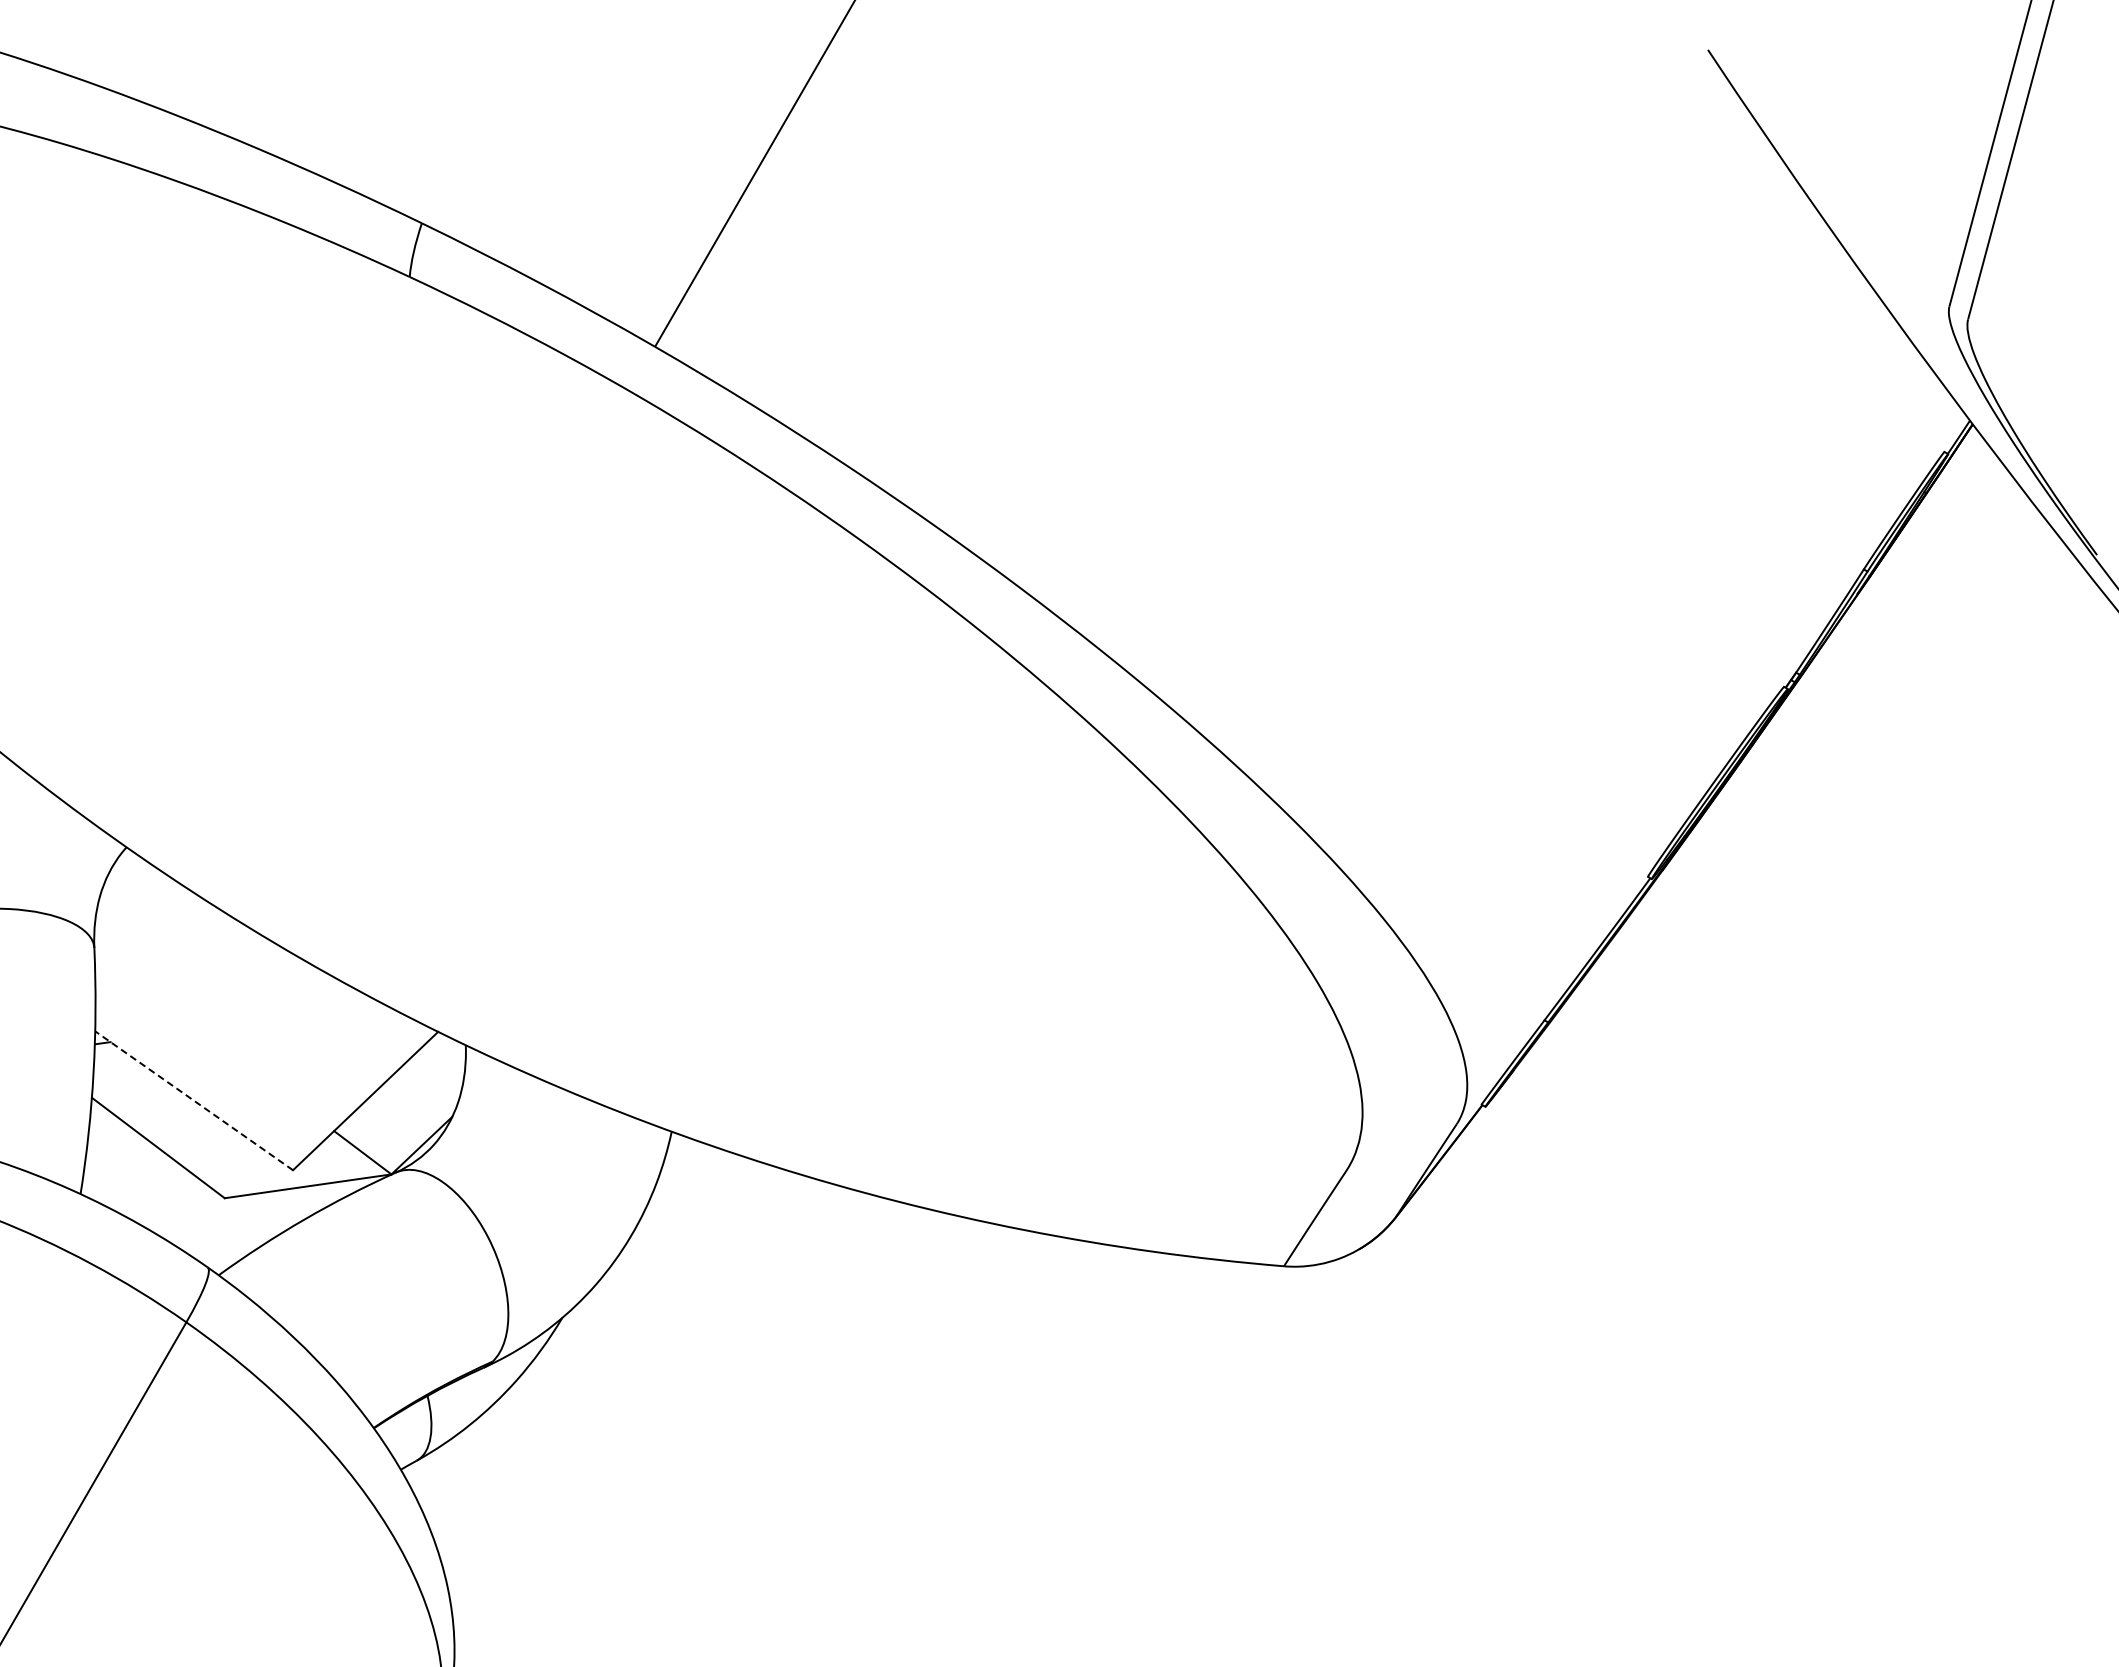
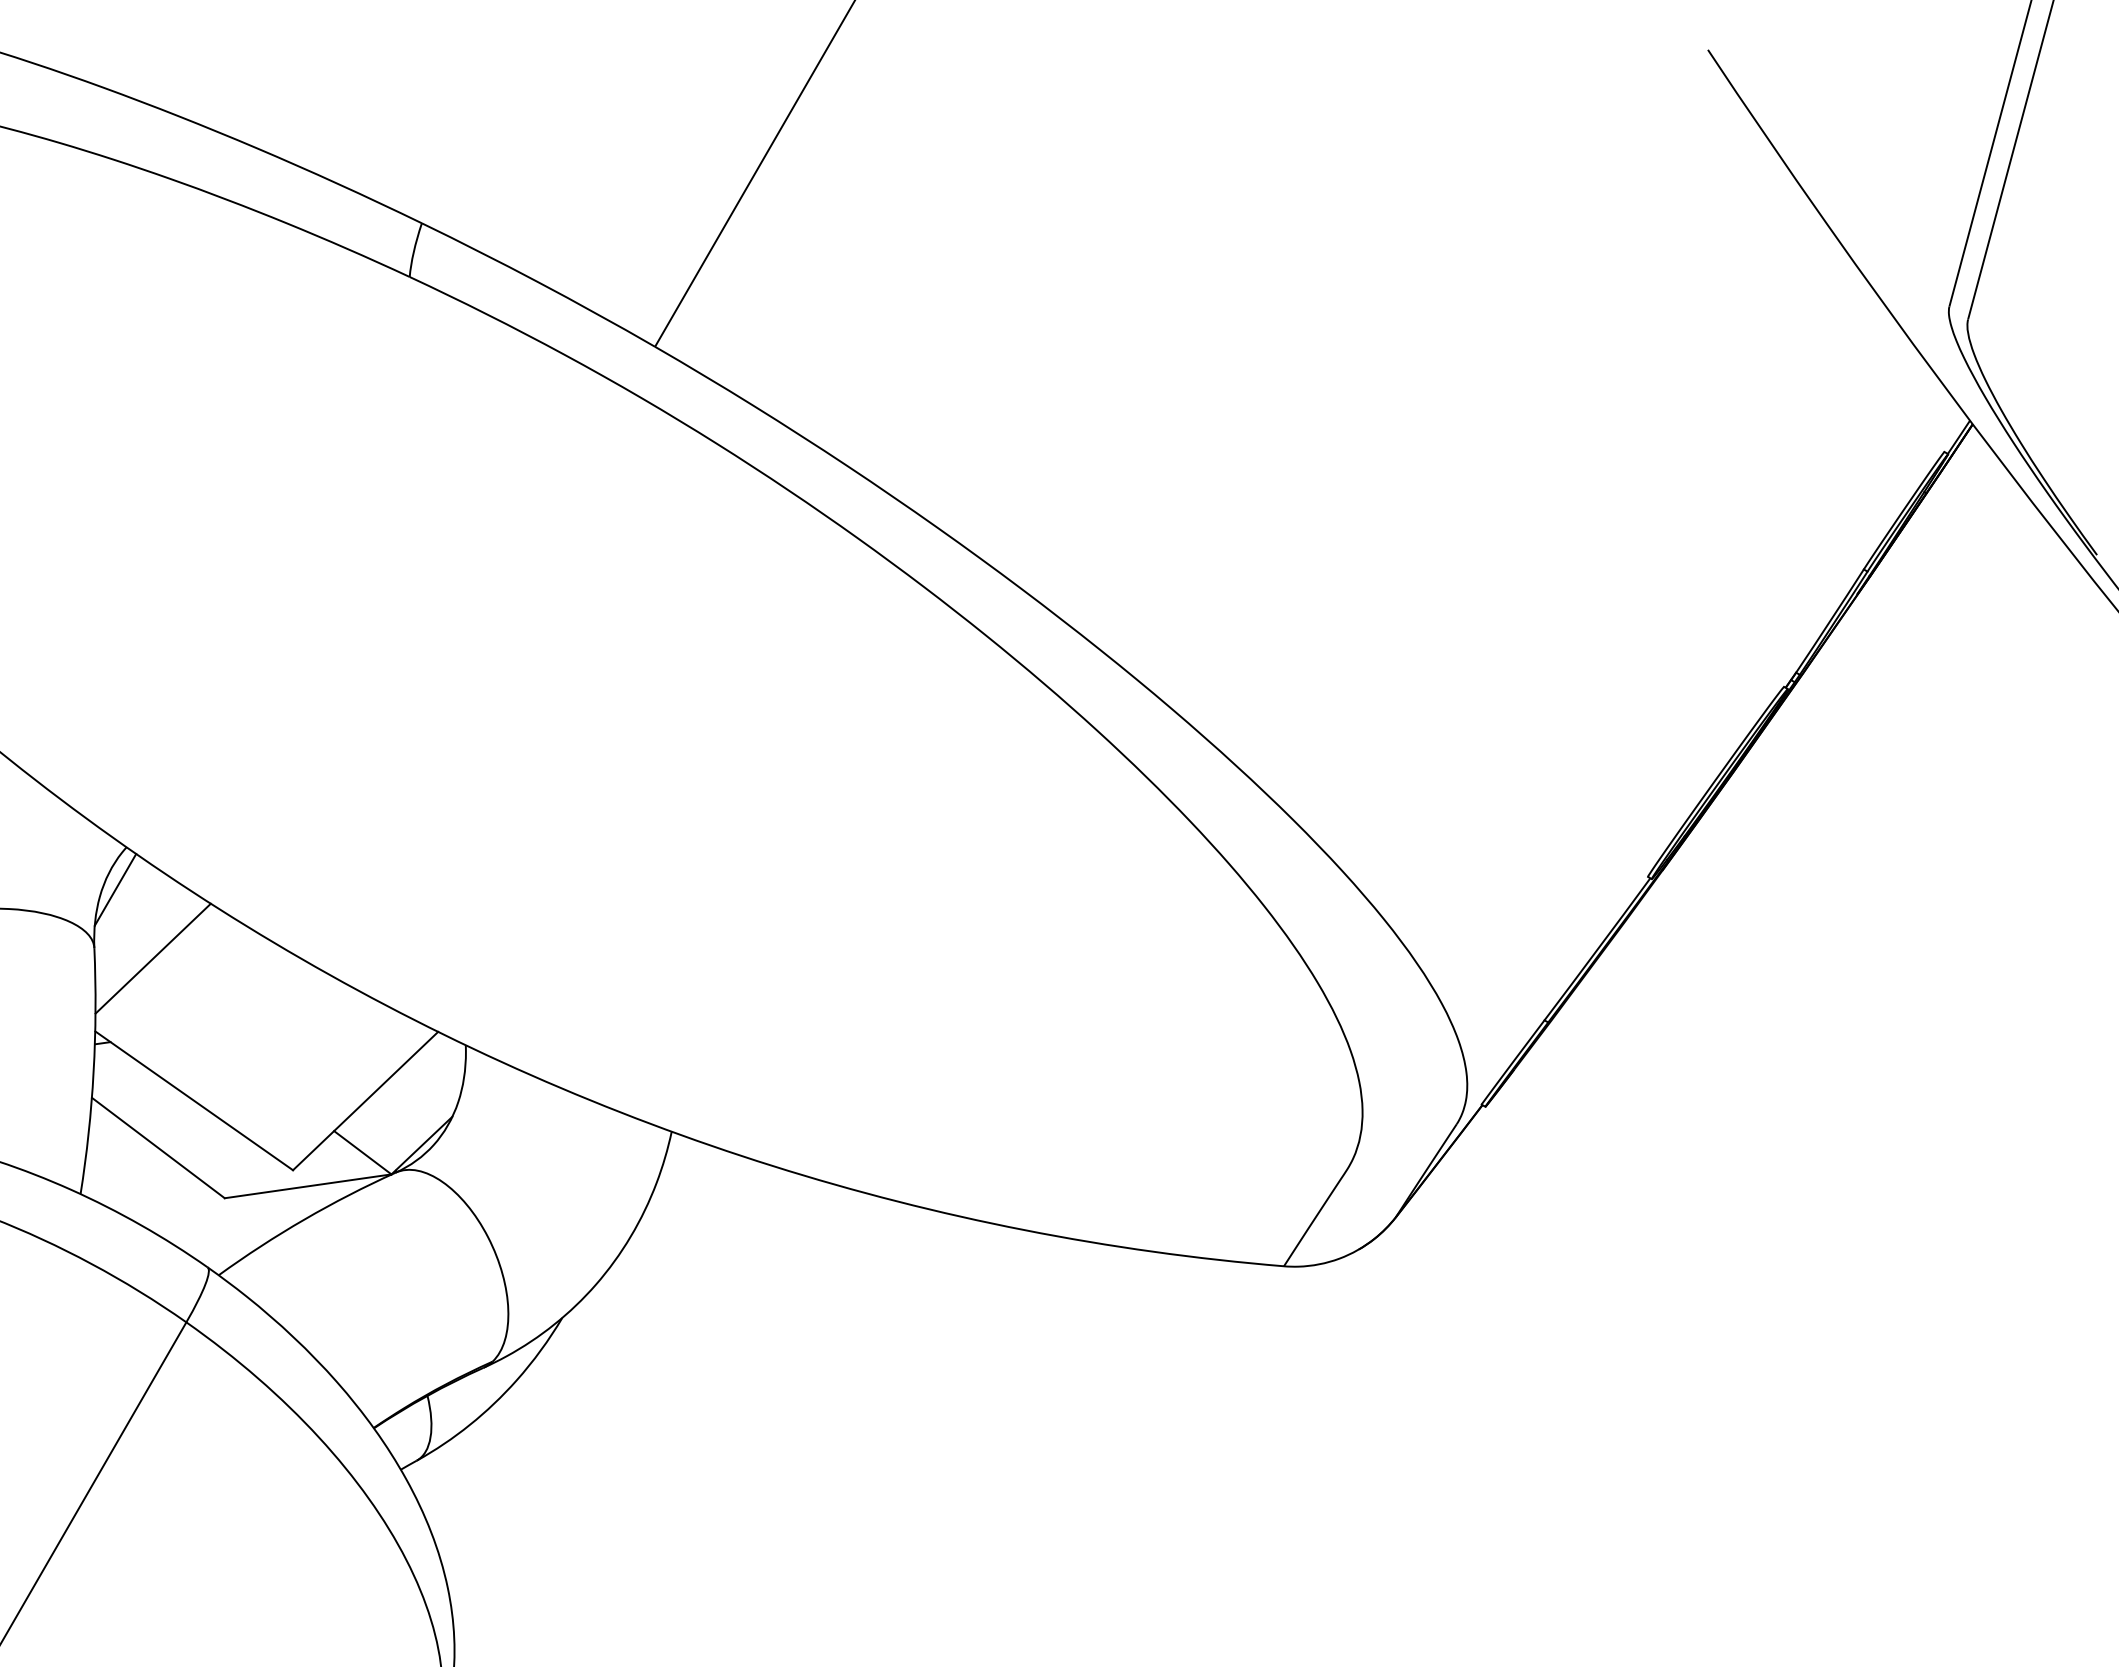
line: none -> present (115, 889)
line: none -> present (152, 958)
line: dashed -> solid (194, 1100)
